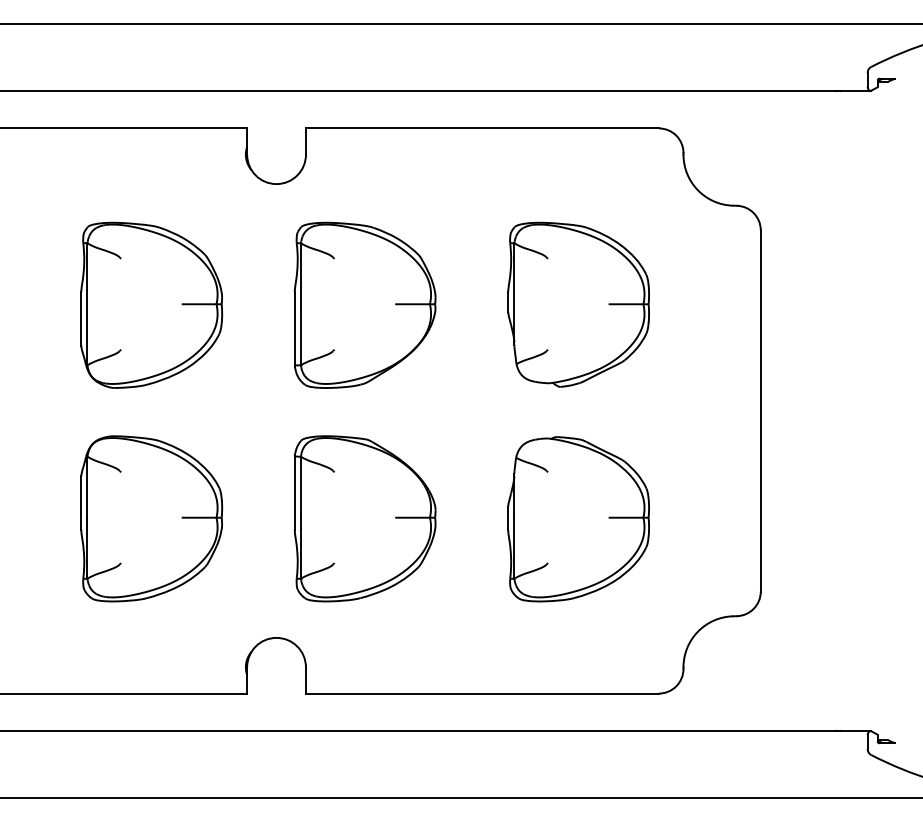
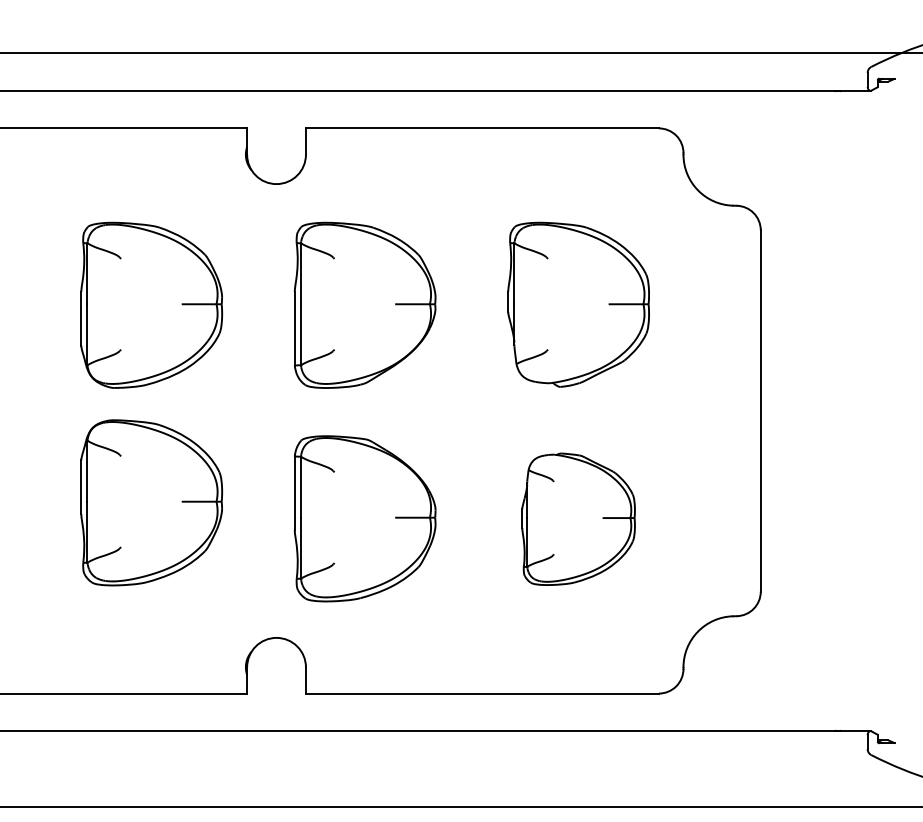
line position: (460, 24) -> (460, 53) (460, 53)
part position: (151, 518) -> (151, 502) (151, 502)
part size: 143x167 px -> 115x134 px (578, 518)
line position: (460, 797) -> (460, 806) (460, 806)
